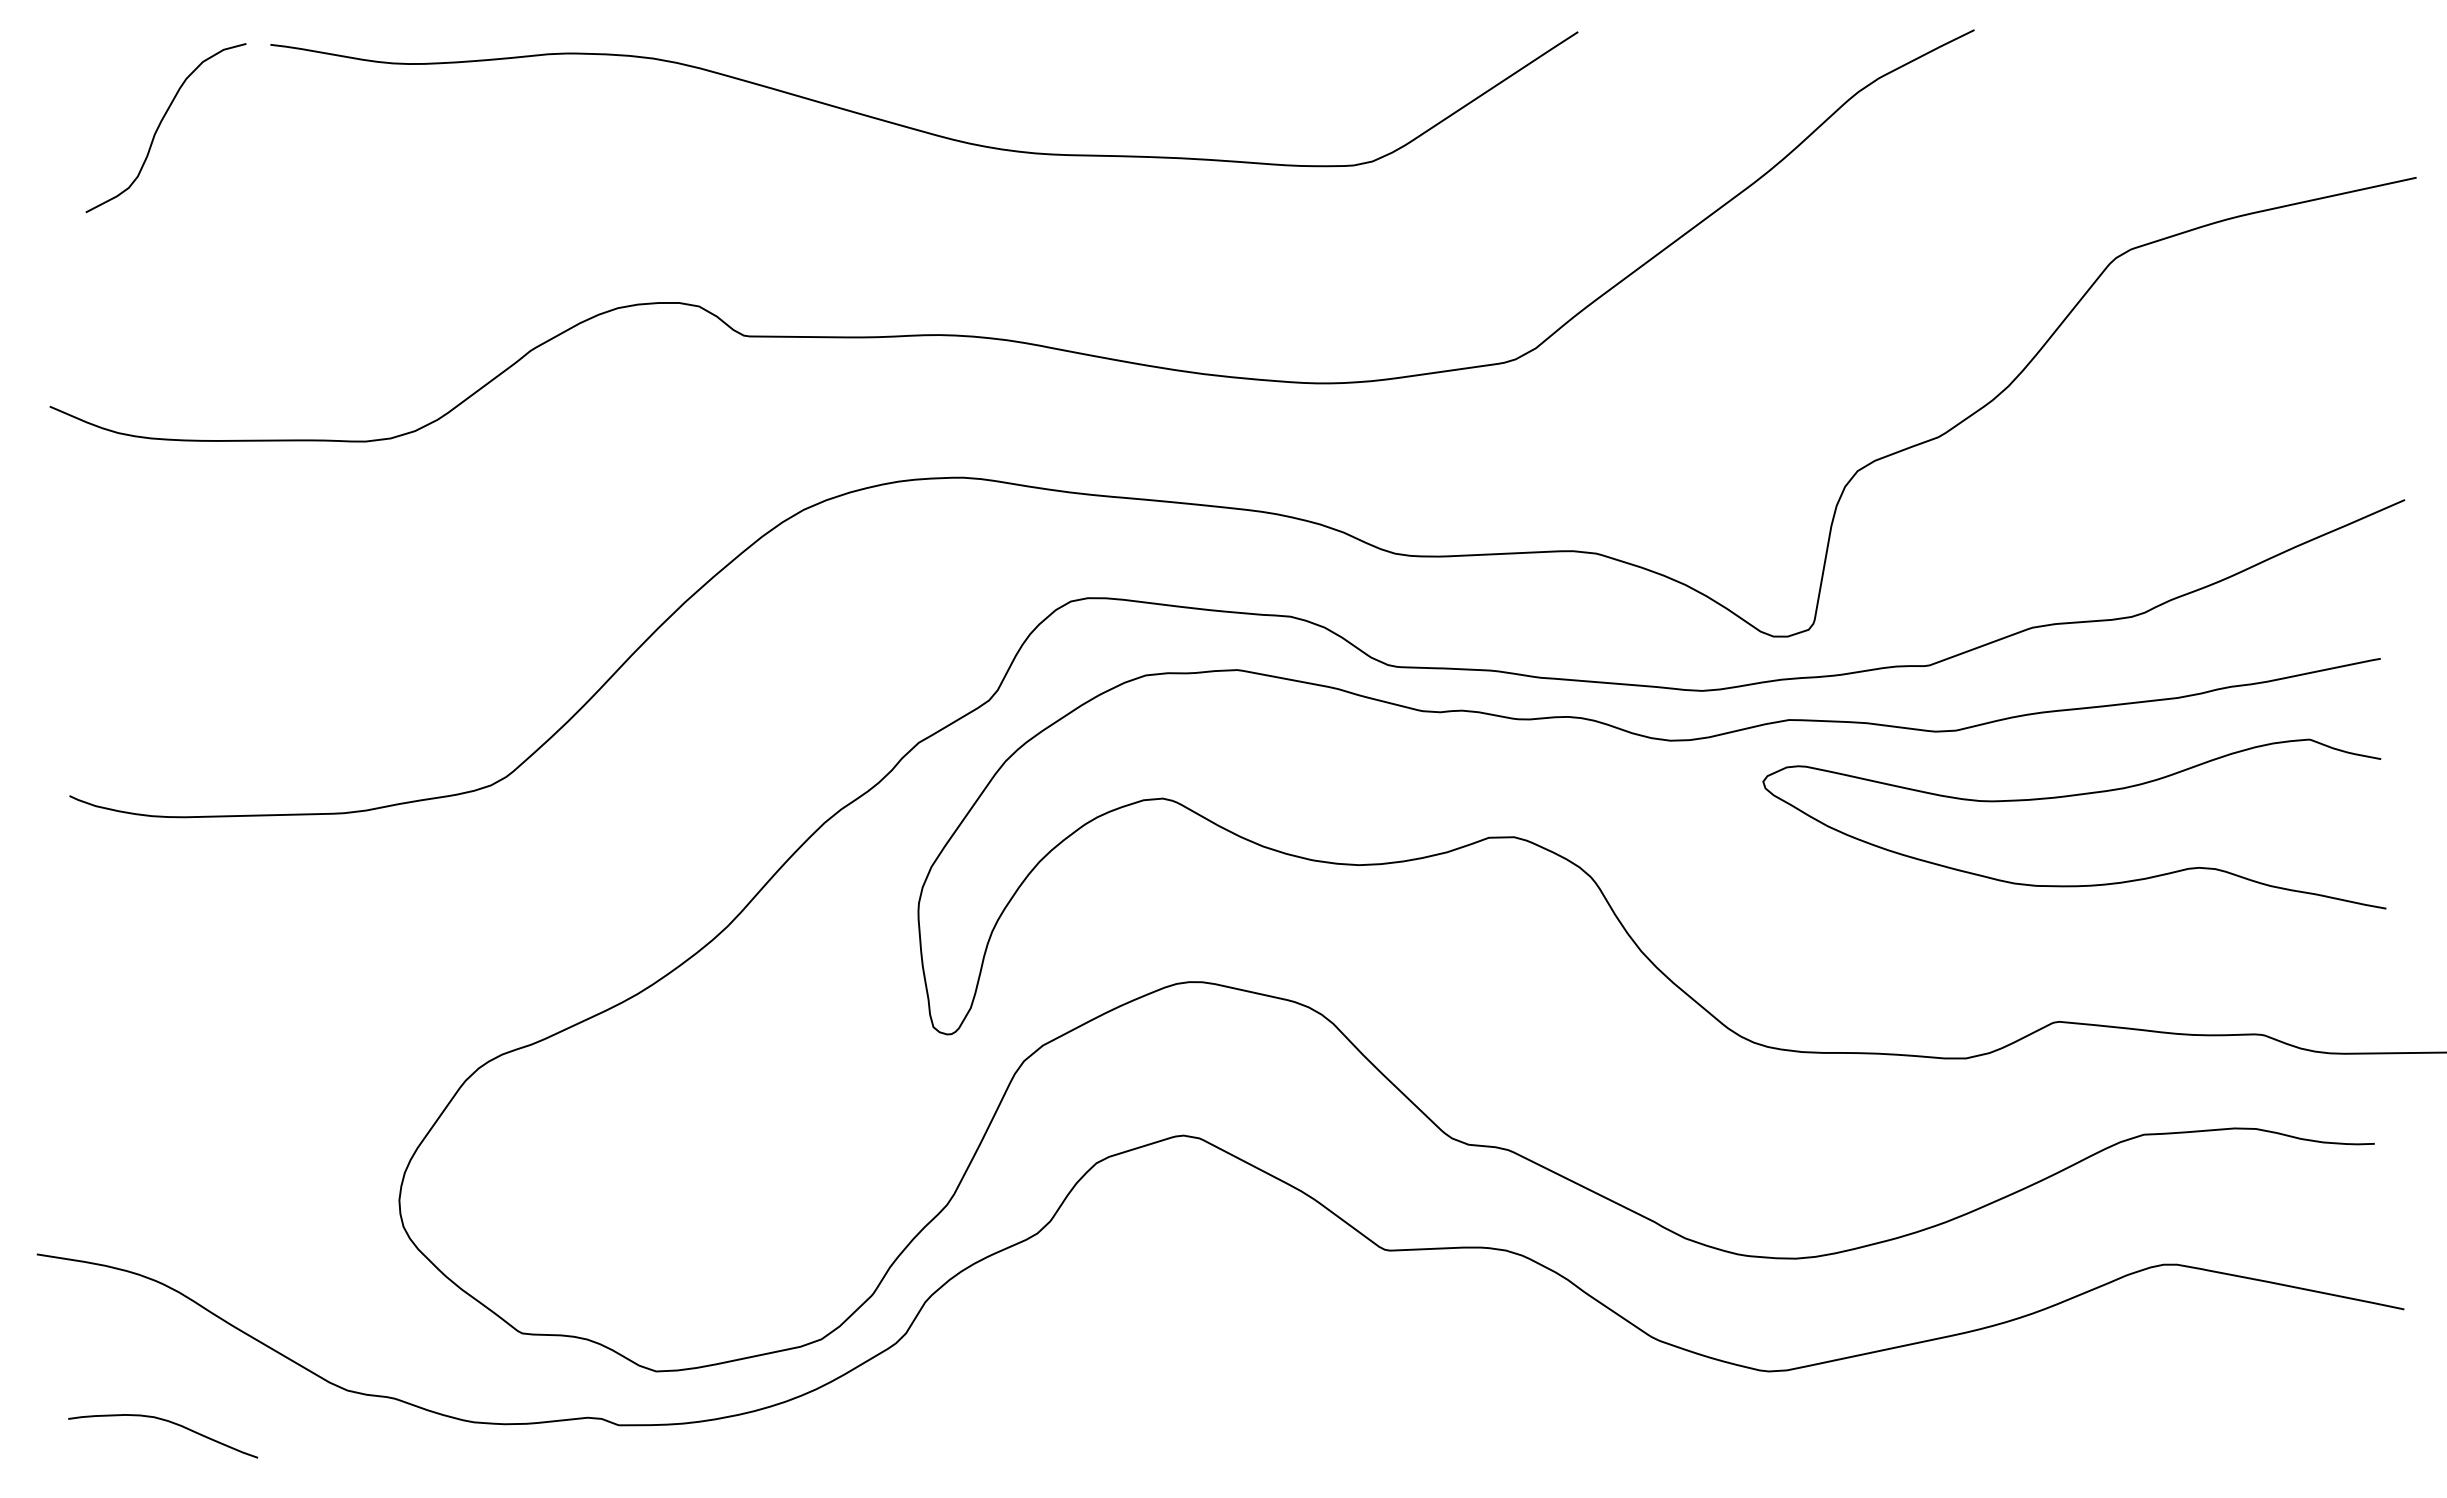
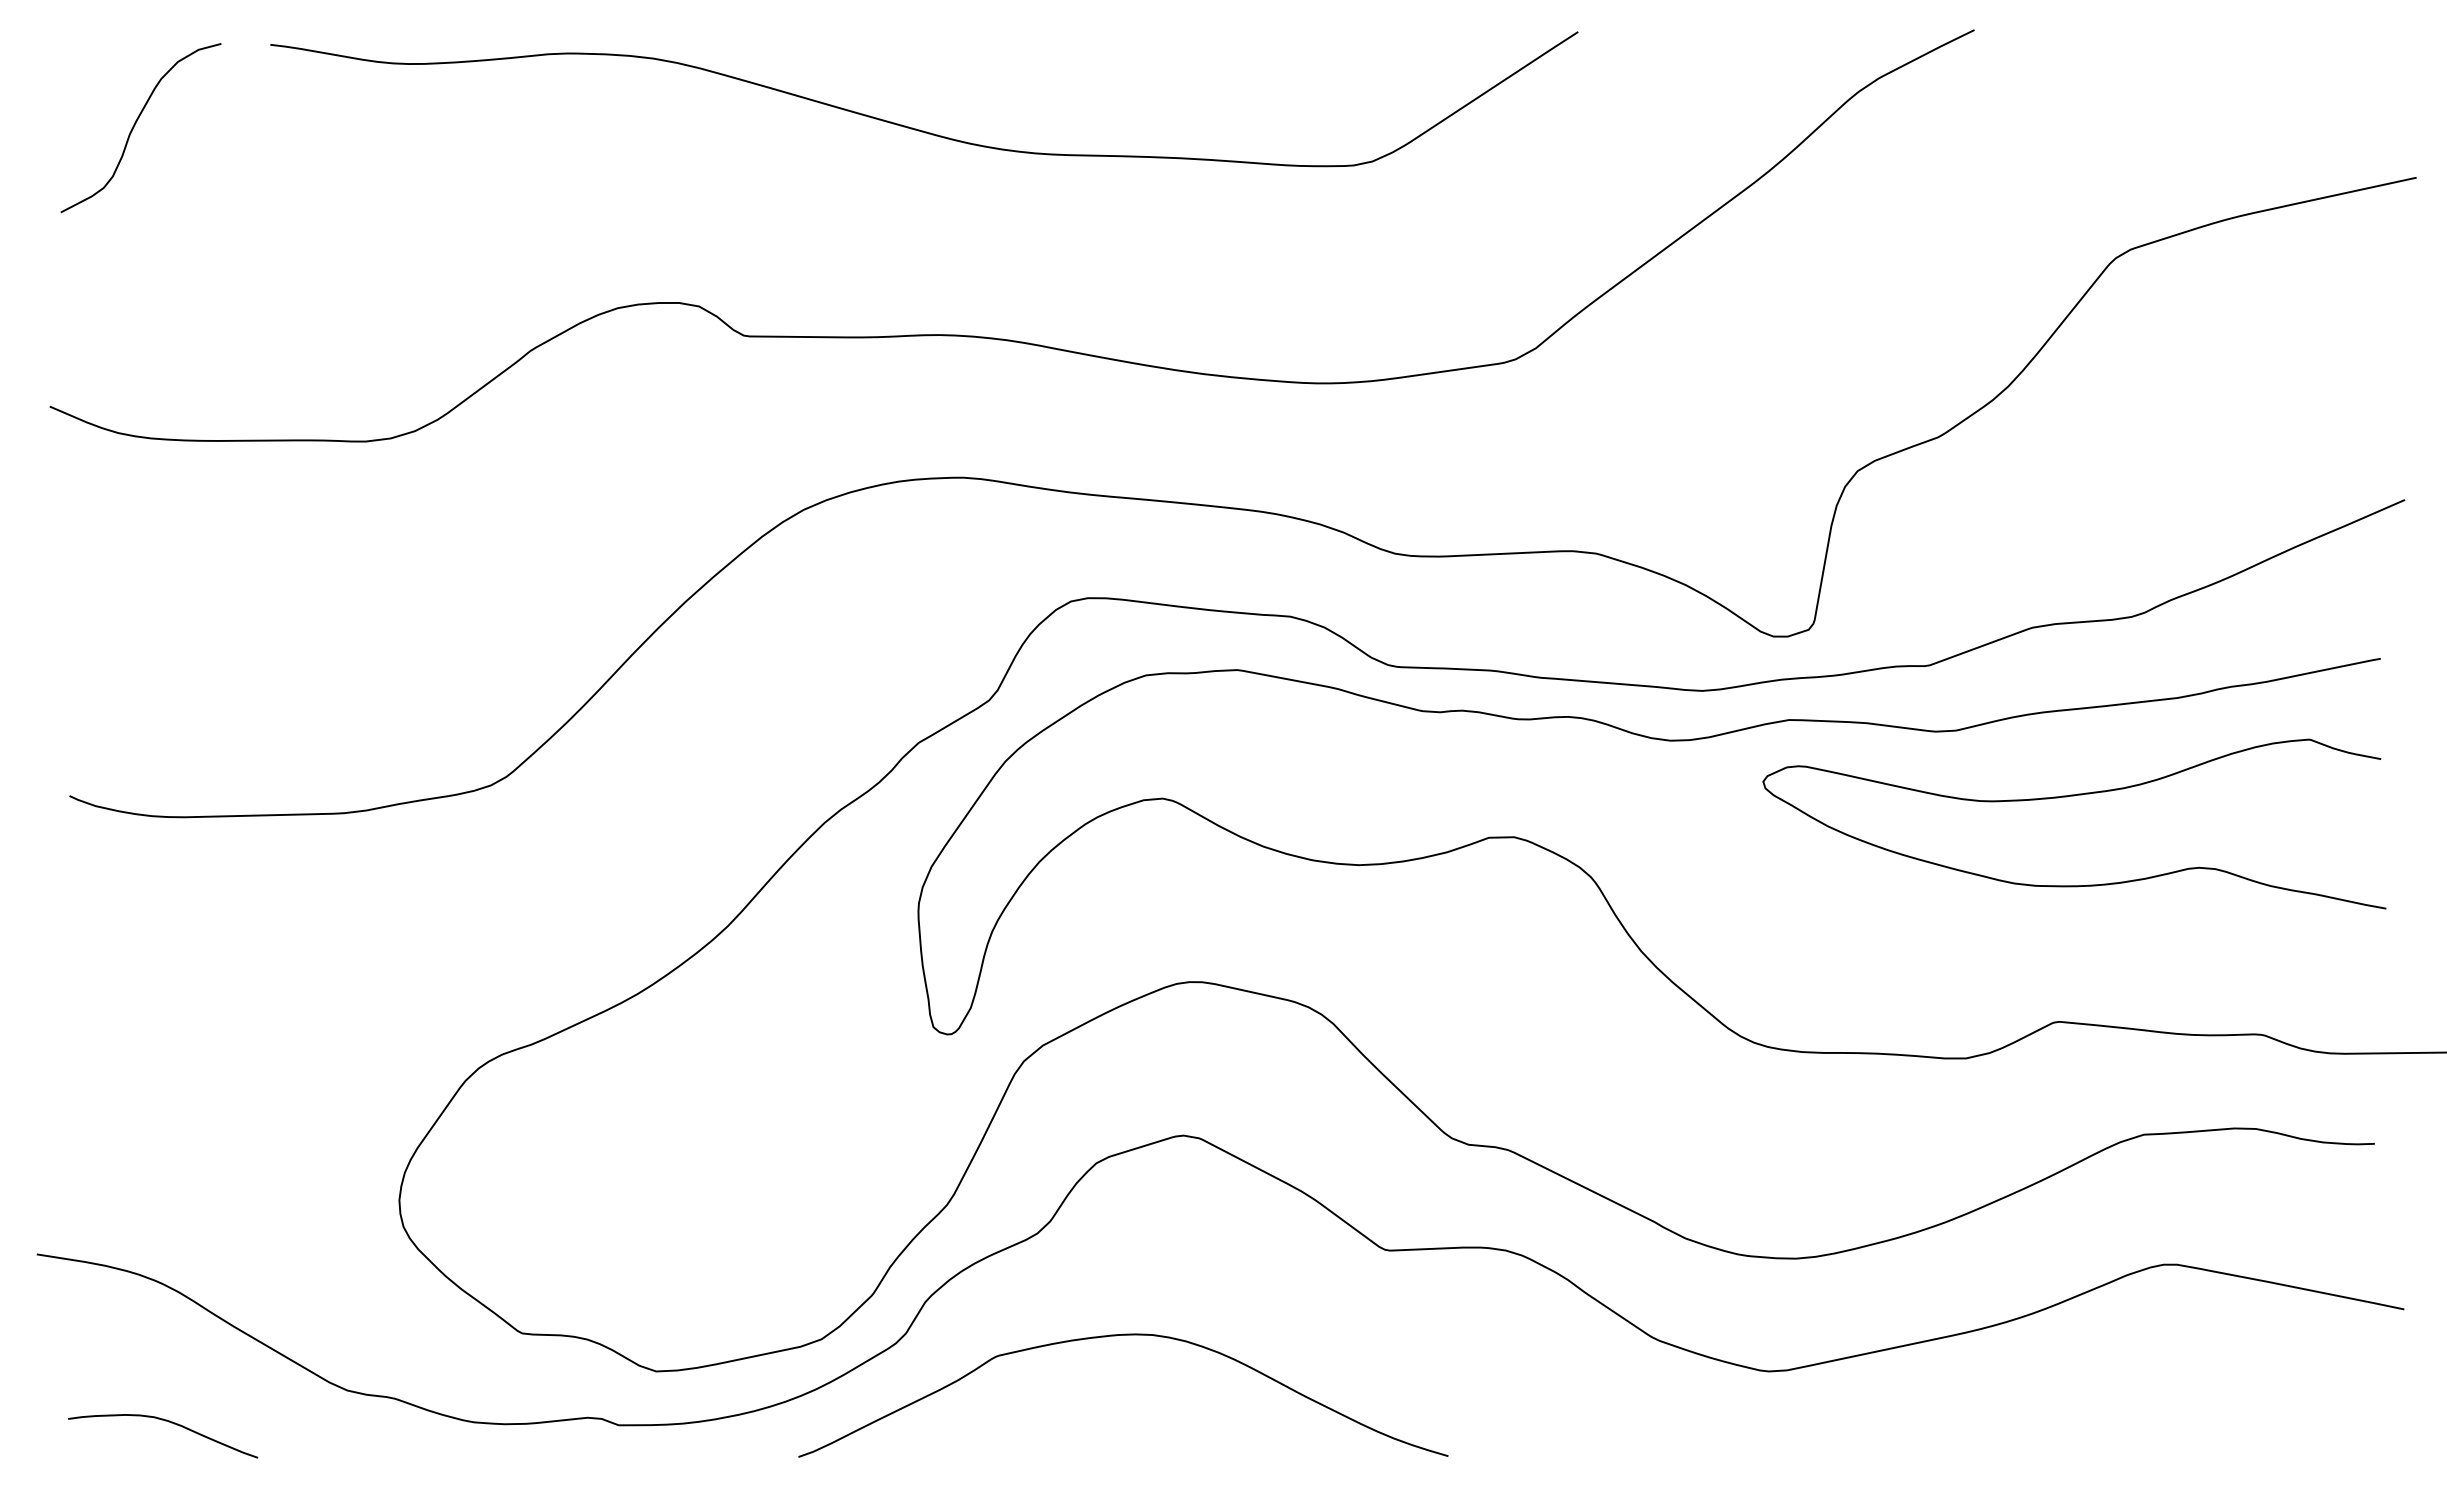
curve position: (160, 125) -> (135, 125) (135, 125)
curve: none -> present (1116, 1336)
